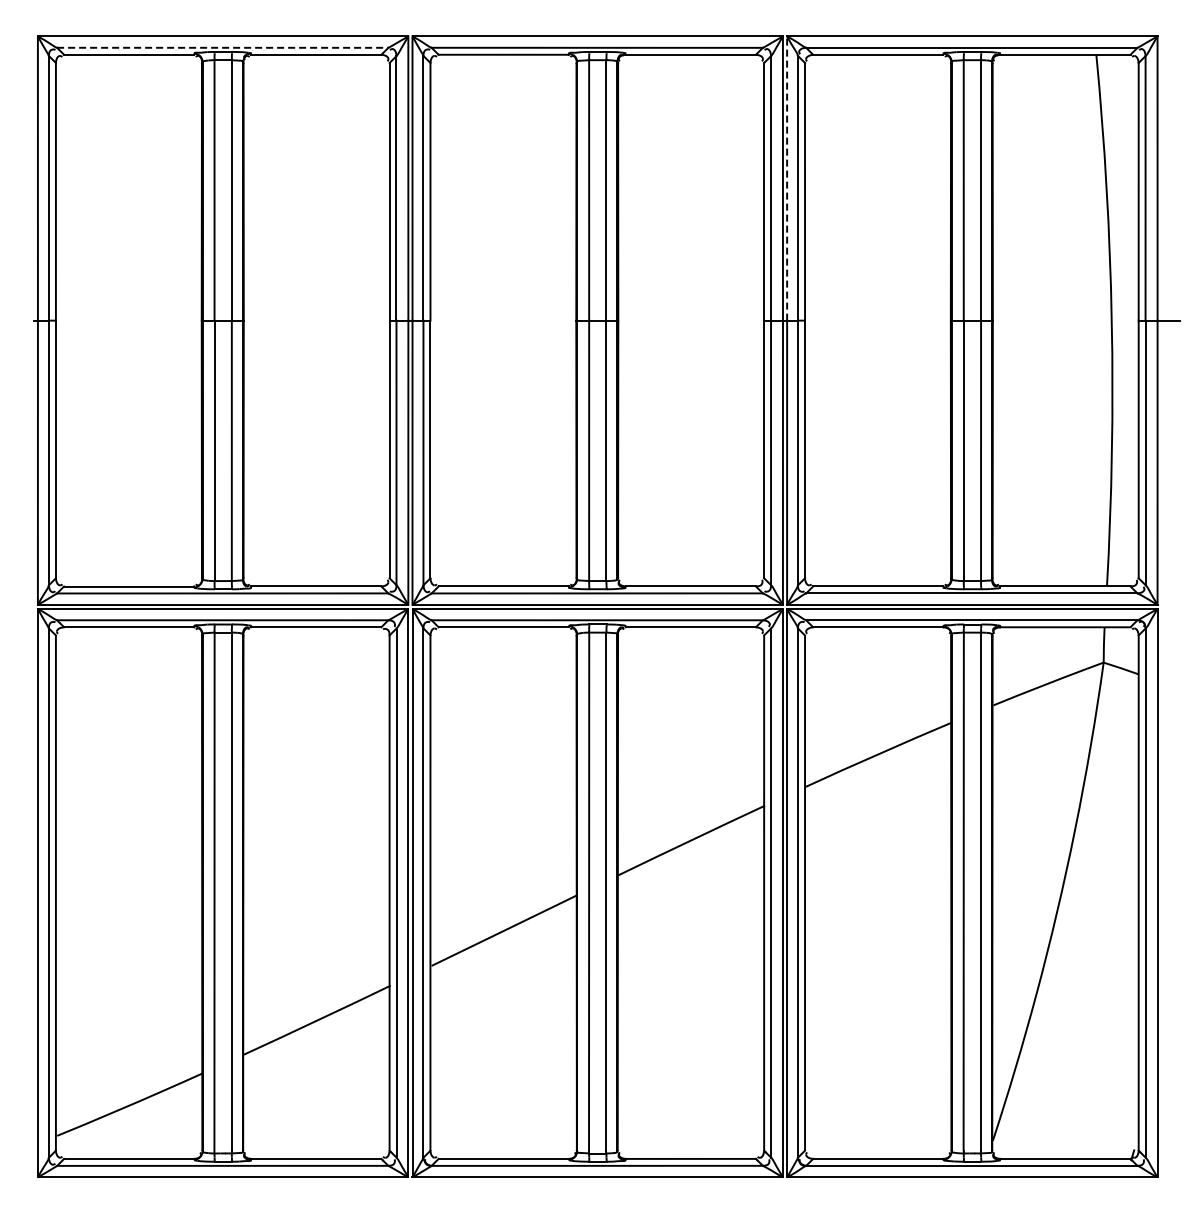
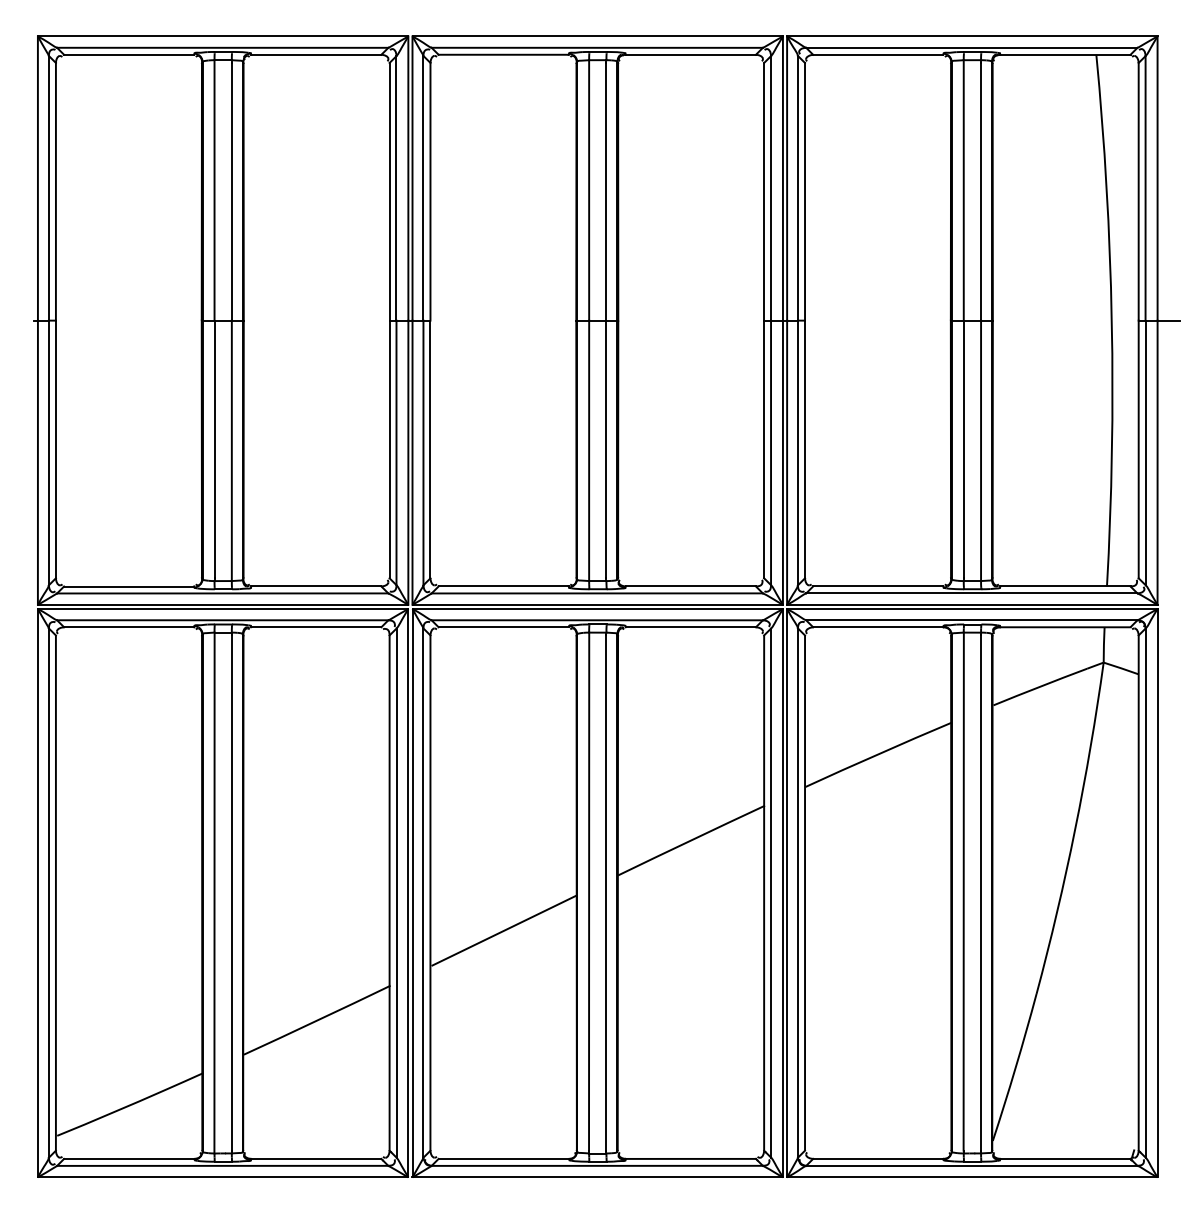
line: dashed -> solid (222, 47)
line: dashed -> solid (787, 178)
